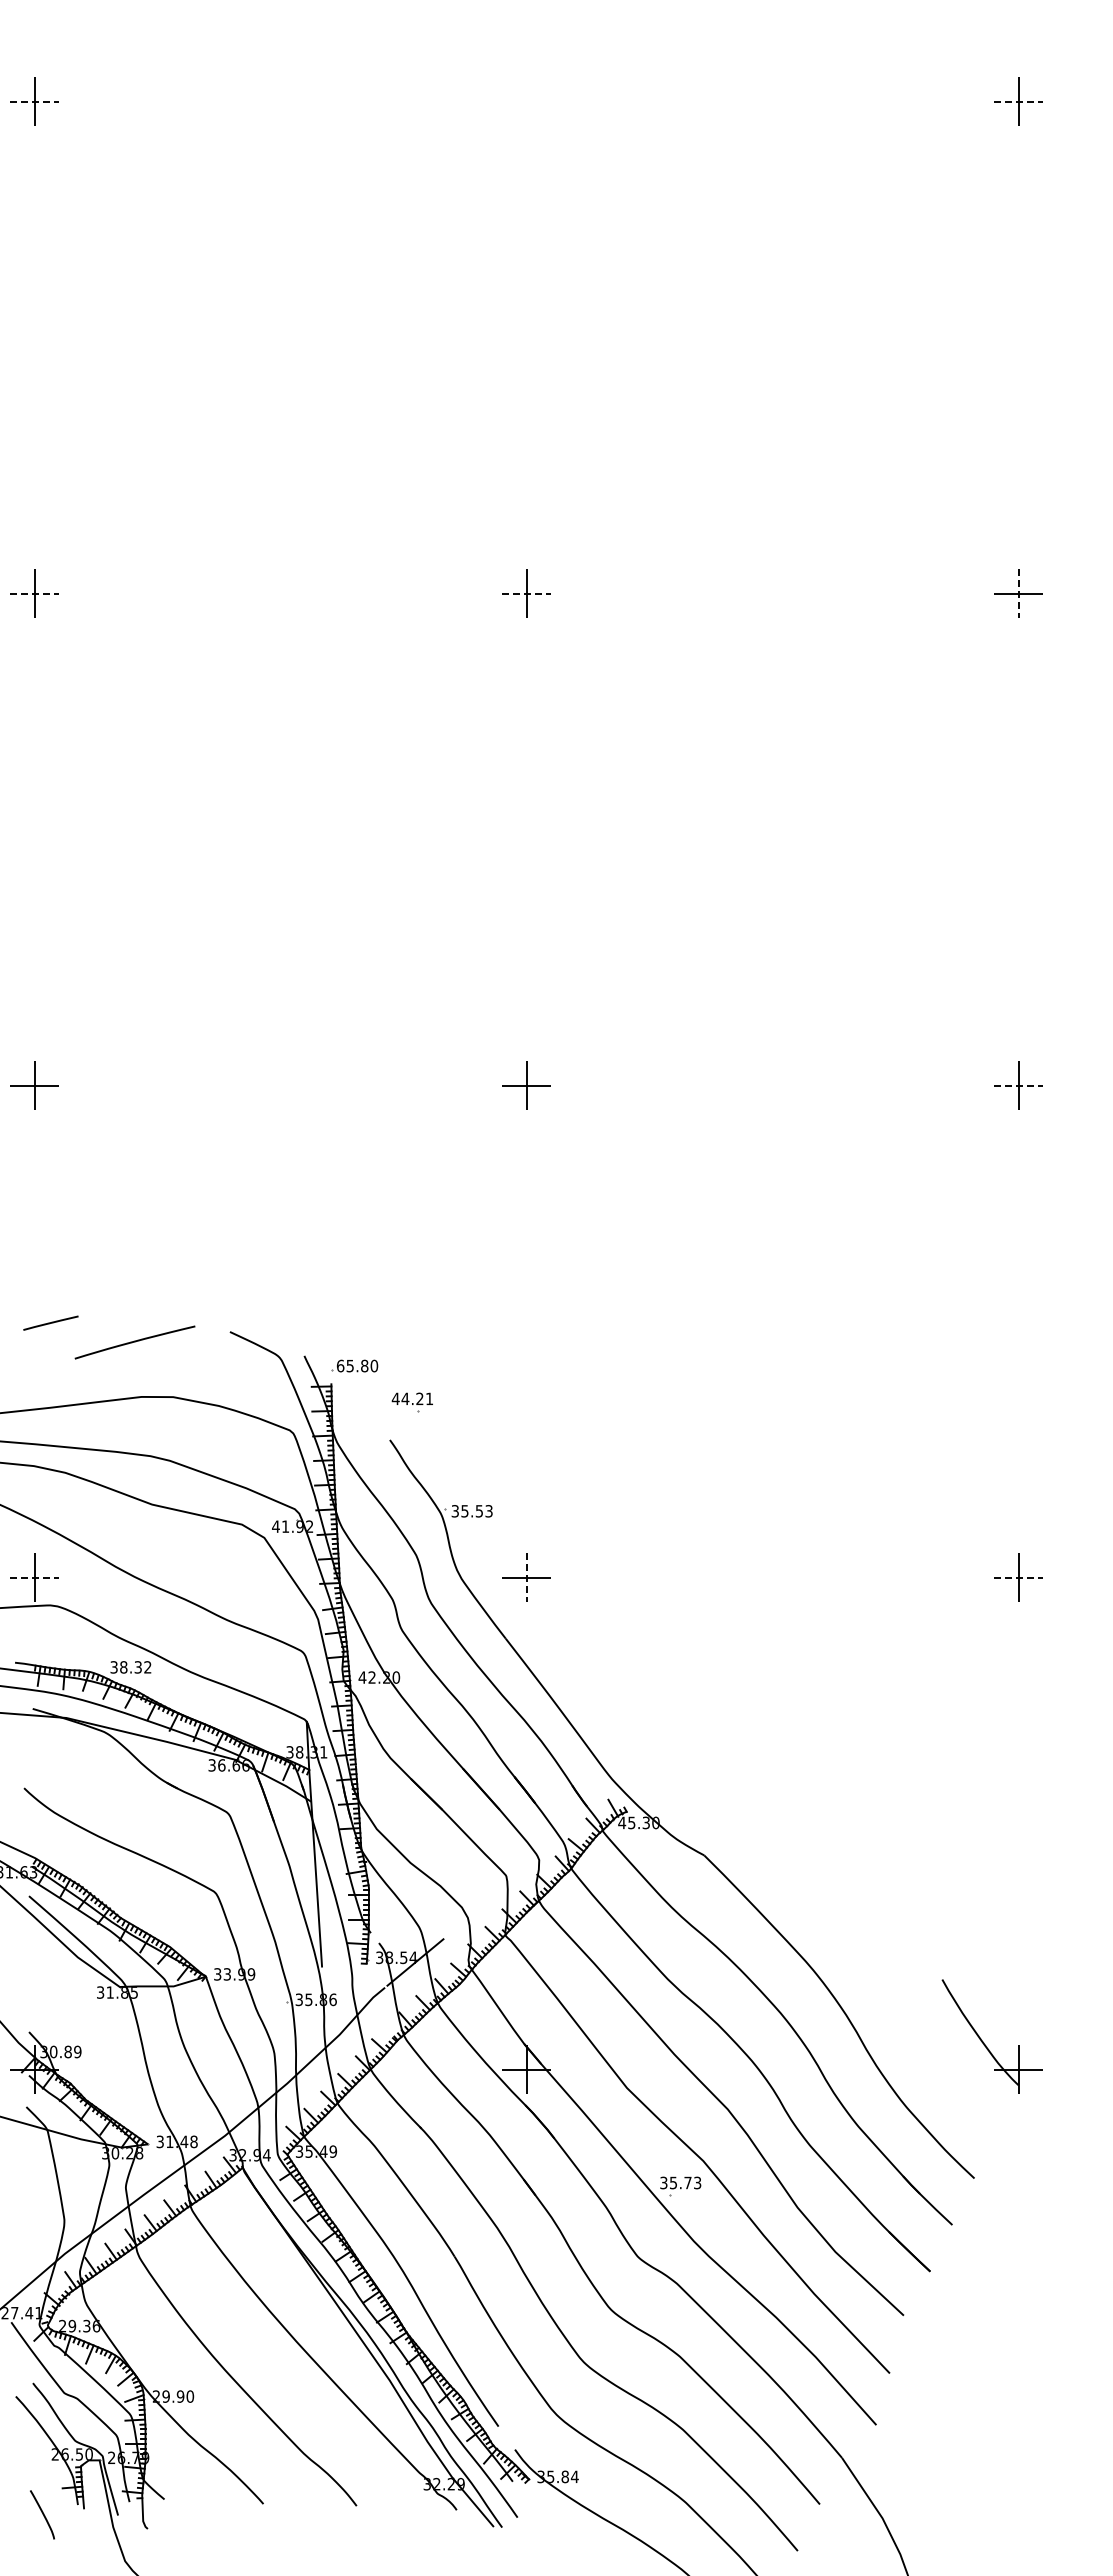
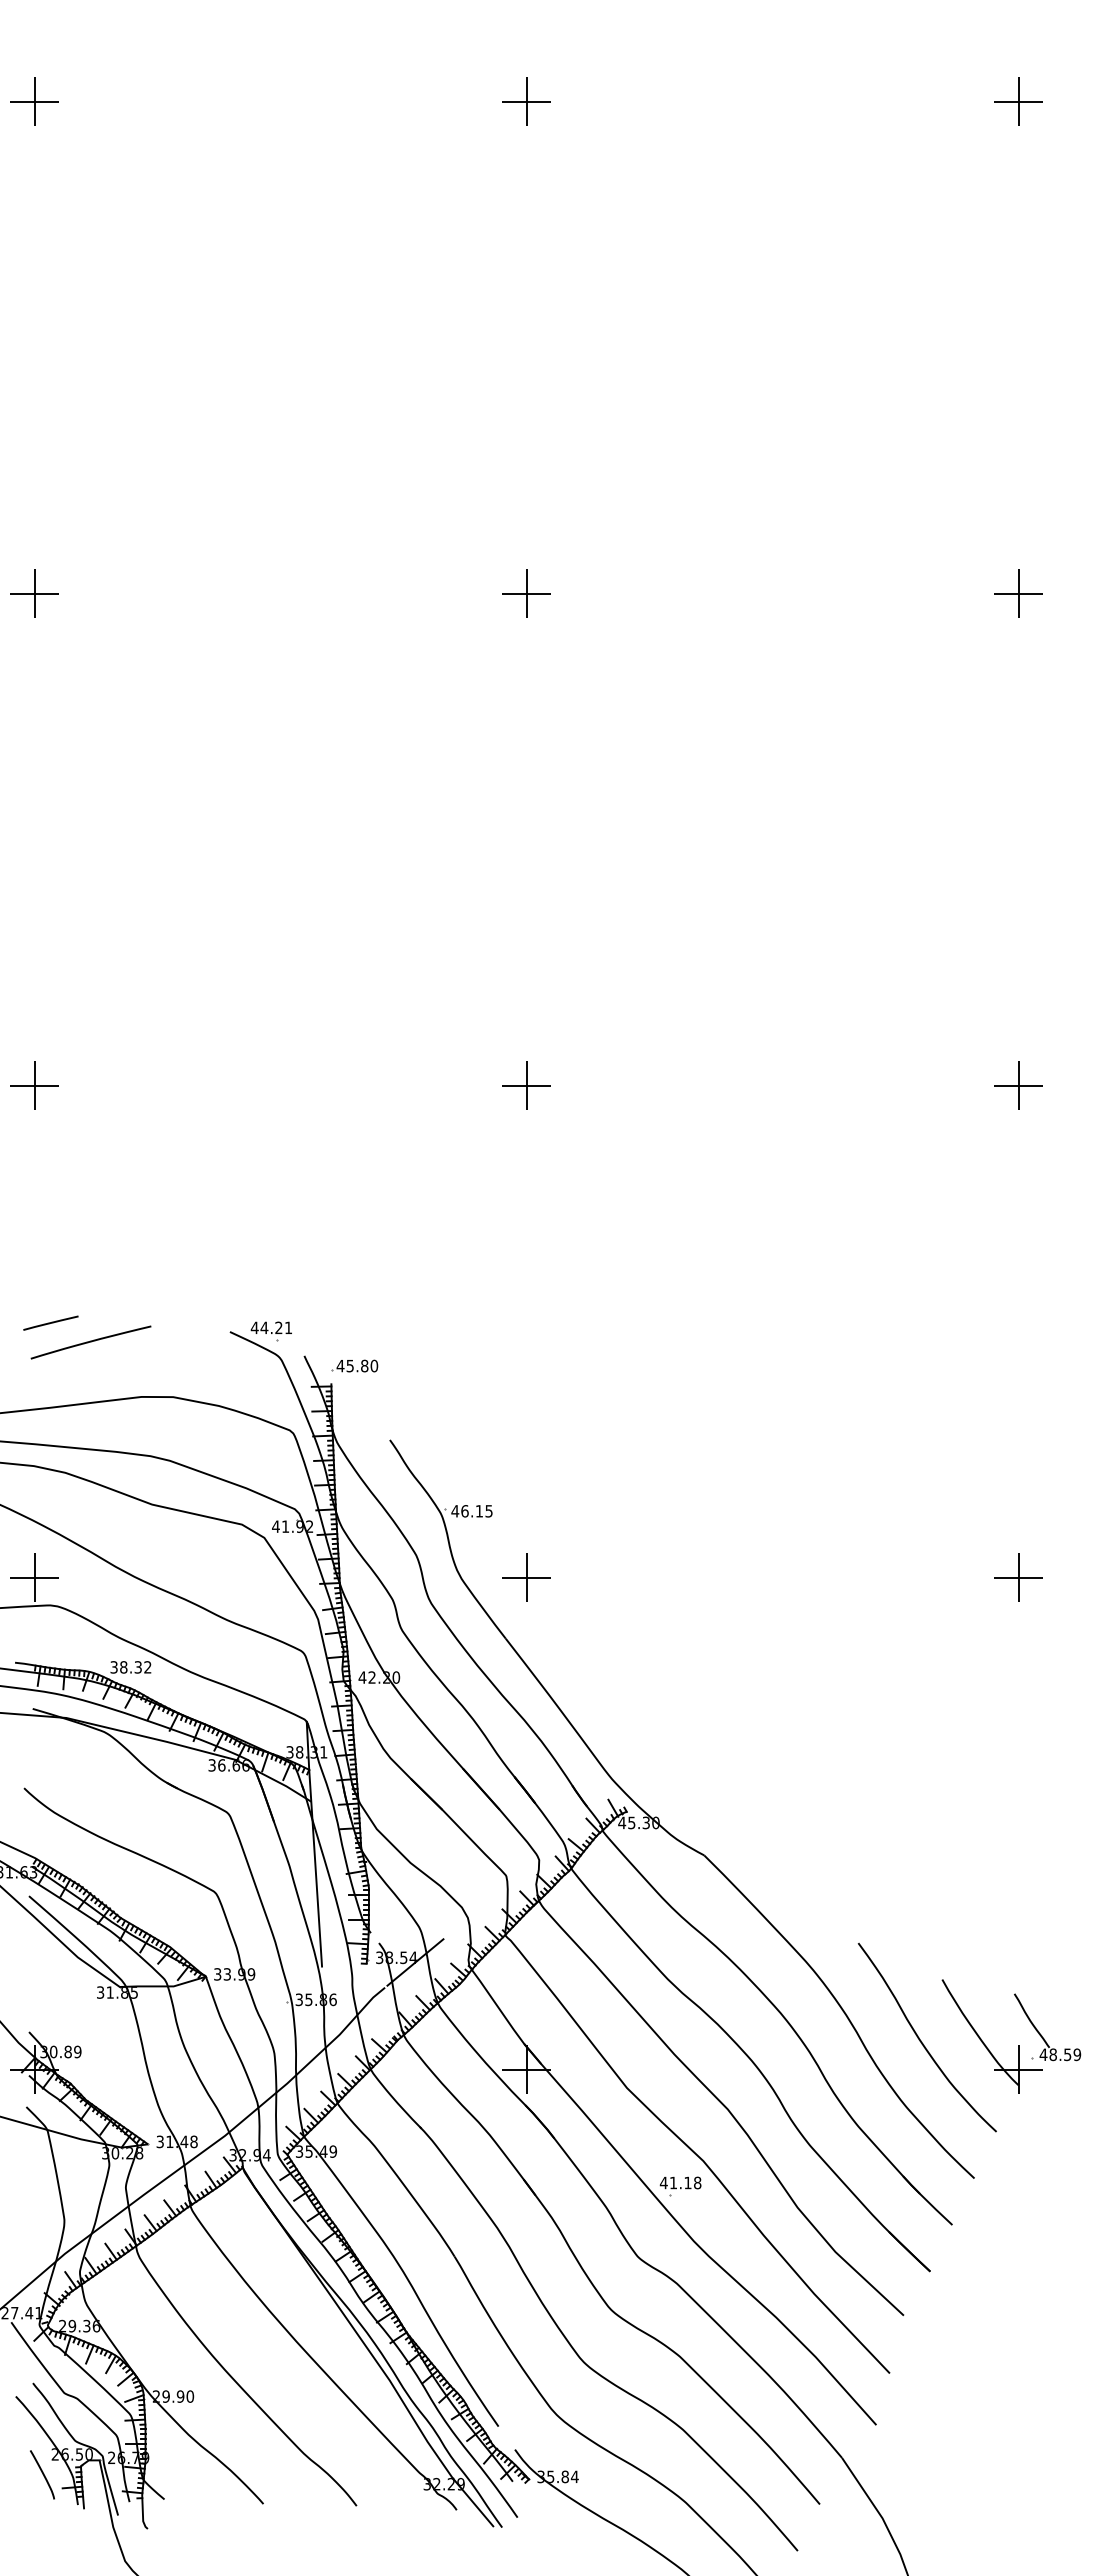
line: dashed -> solid (34, 101)
part: none -> present (526, 101)
line: dashed -> solid (1018, 101)
line: dashed -> solid (34, 593)
line: dashed -> solid (526, 593)
line: dashed -> solid (1018, 593)
line: dashed -> solid (1018, 1085)
curve position: (134, 1342) -> (90, 1342) (90, 1342)
text: 65.80 -> 45.80 (340, 1365)
part position: (411, 1402) -> (270, 1331) (270, 1331)
text: 35.53 -> 46.15 (471, 1511)
line: dashed -> solid (34, 1577)
line: dashed -> solid (526, 1577)
line: dashed -> solid (1018, 1577)
part: none -> present (1040, 2033)
curve: none -> present (921, 2040)
text: 35.73 -> 41.18 (680, 2182)
curve position: (42, 2514) -> (42, 2474) (42, 2474)
